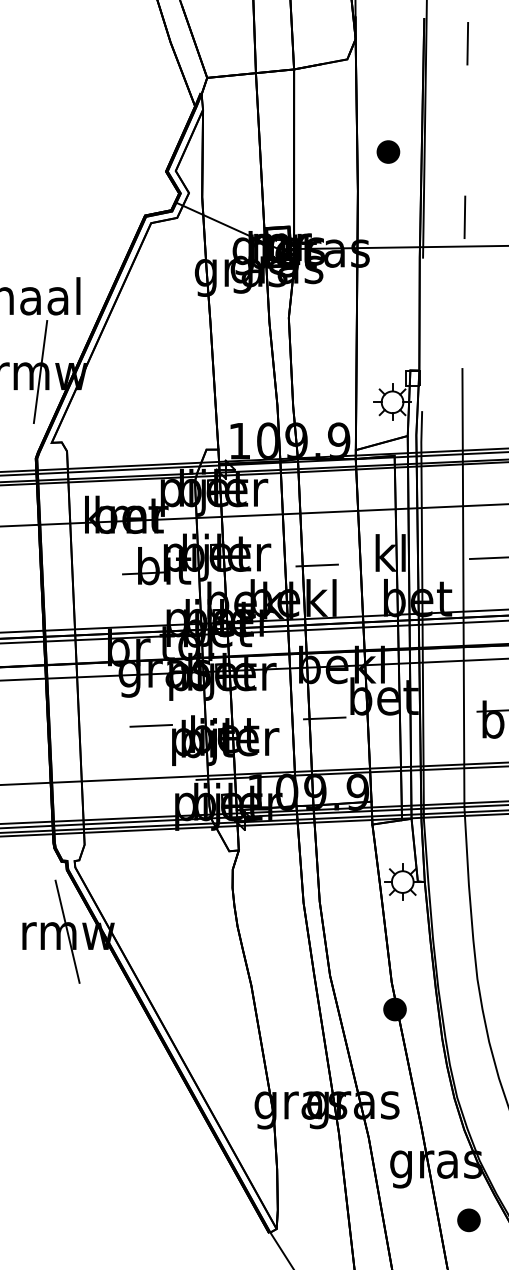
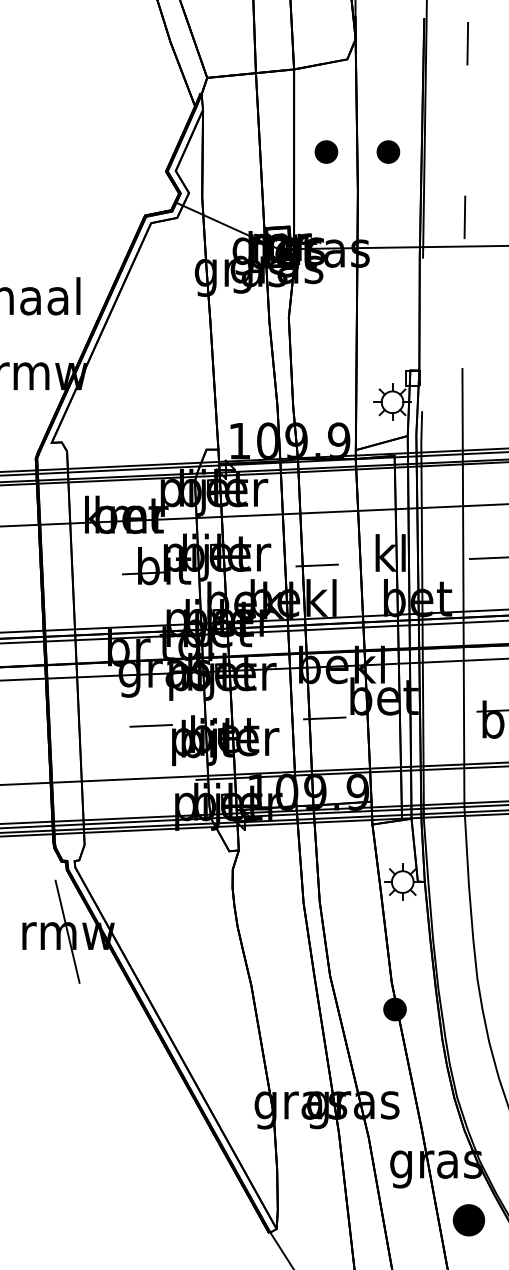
part: none -> present (326, 151)
line: present -> none (40, 372)
part size: 24x25 px -> 34x33 px (468, 1220)
